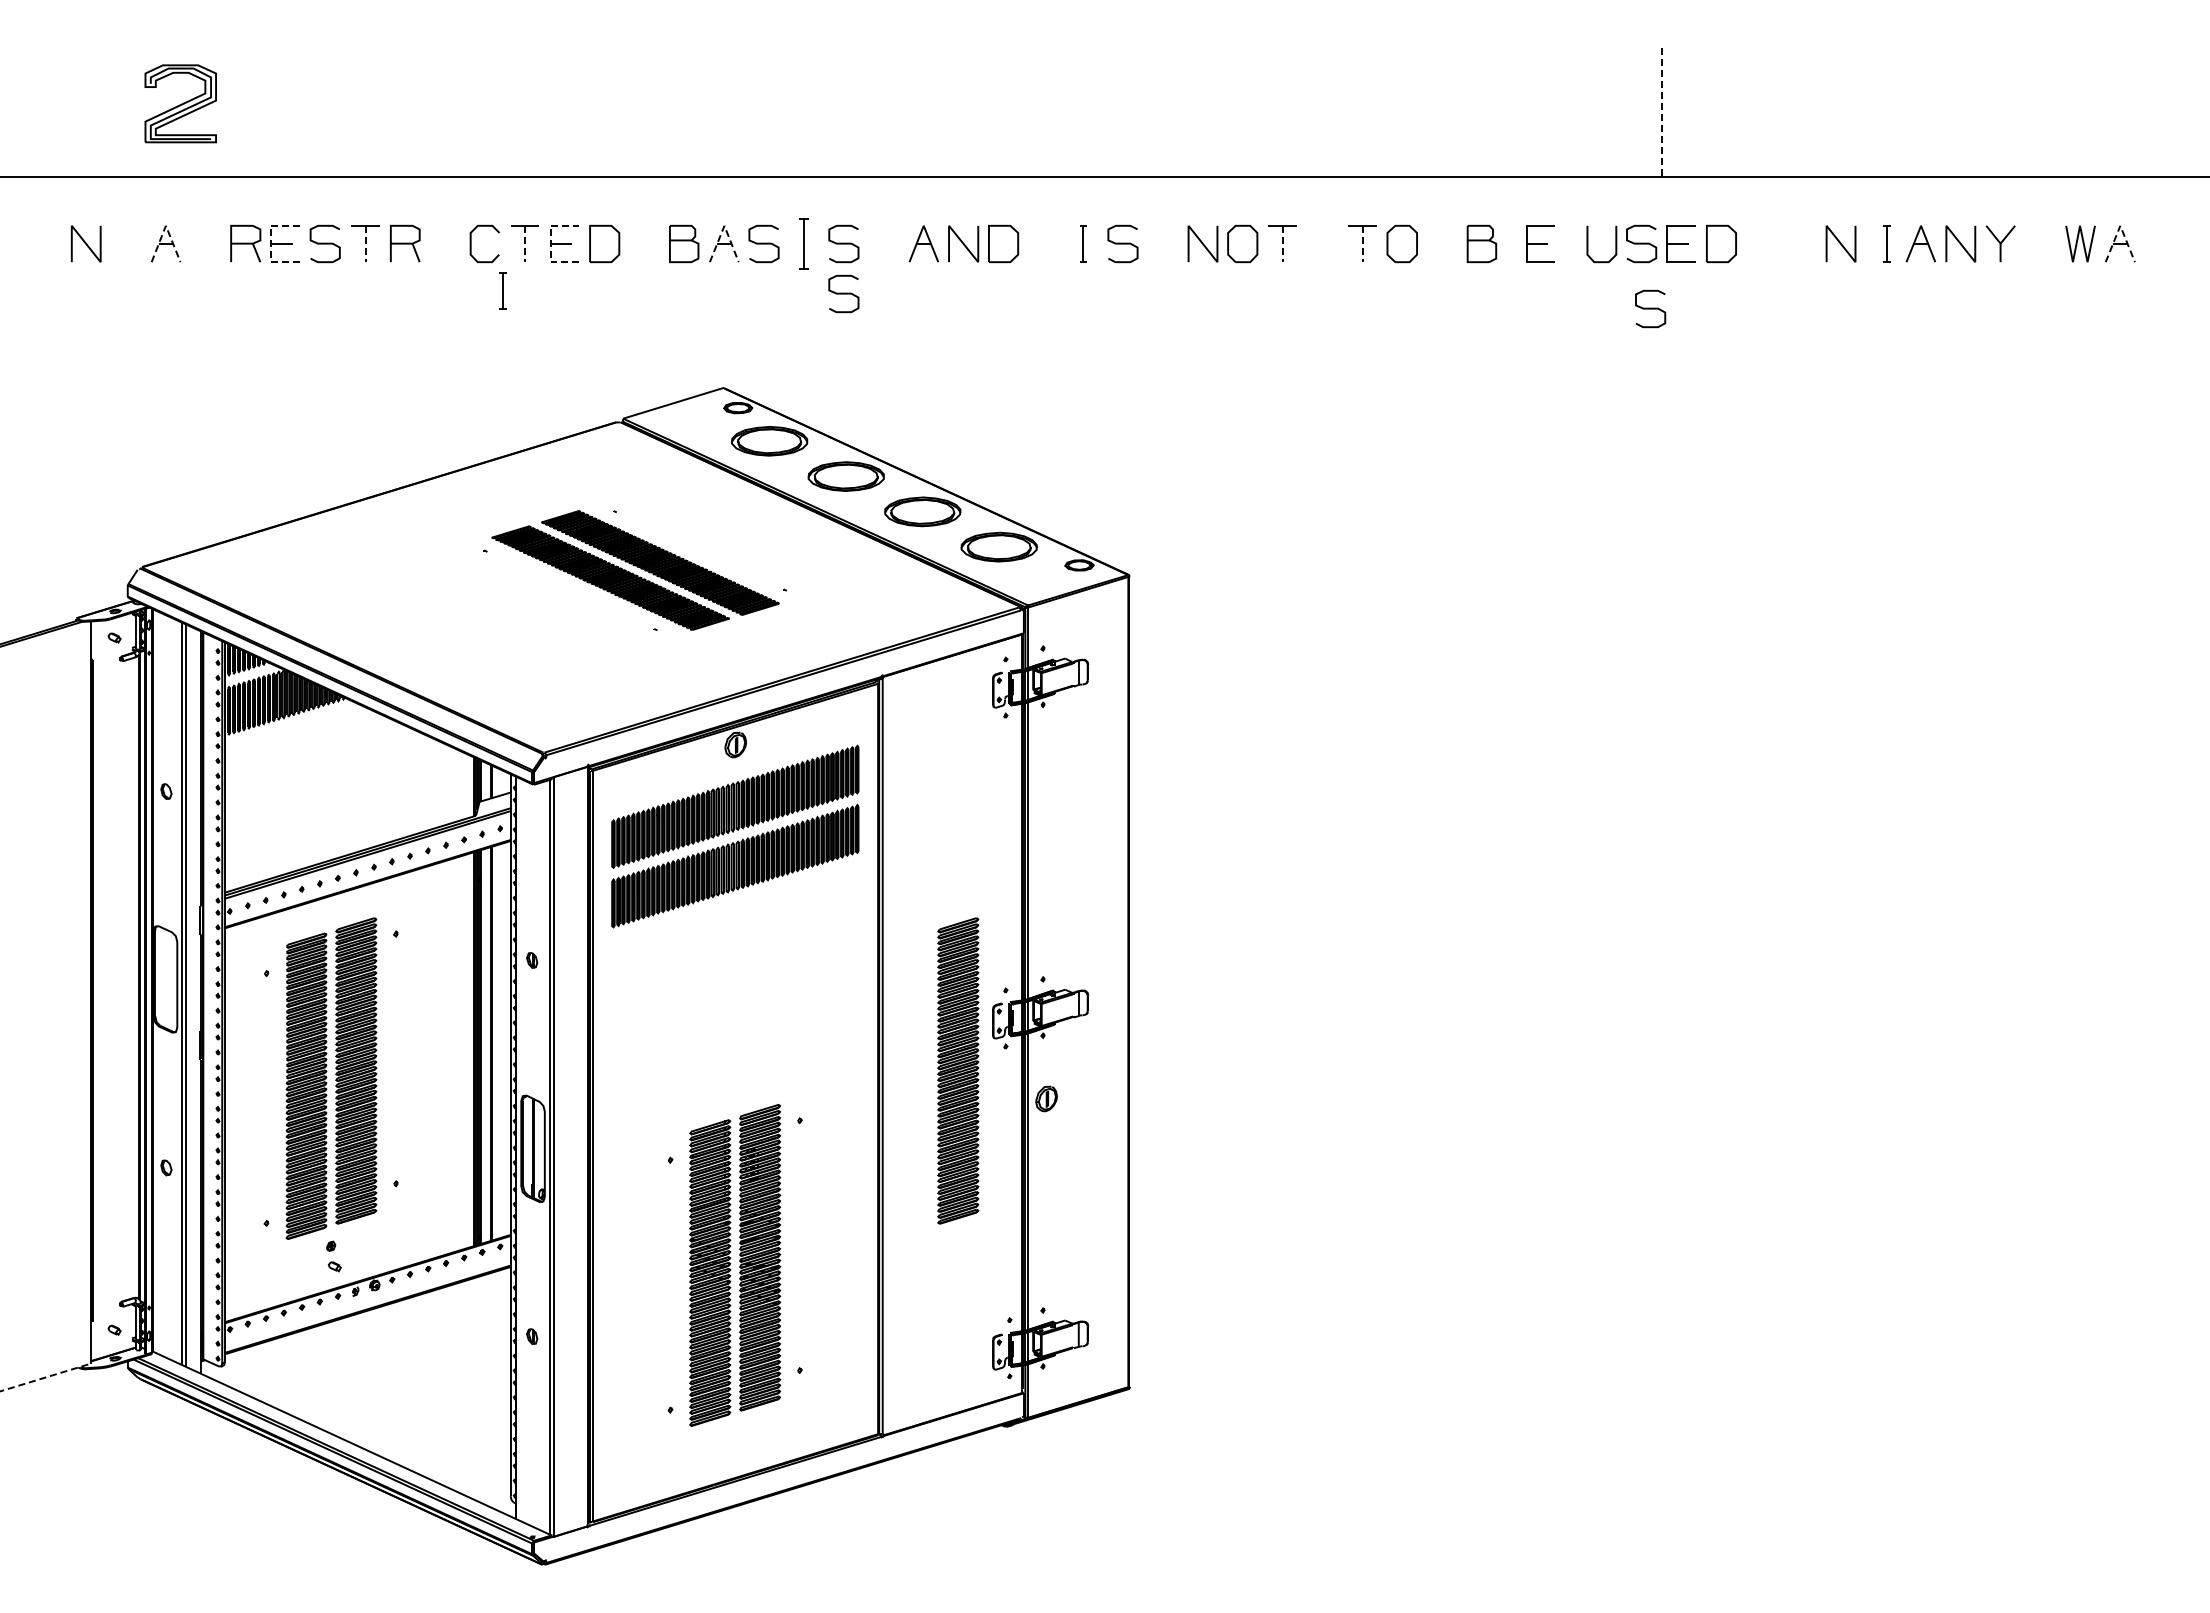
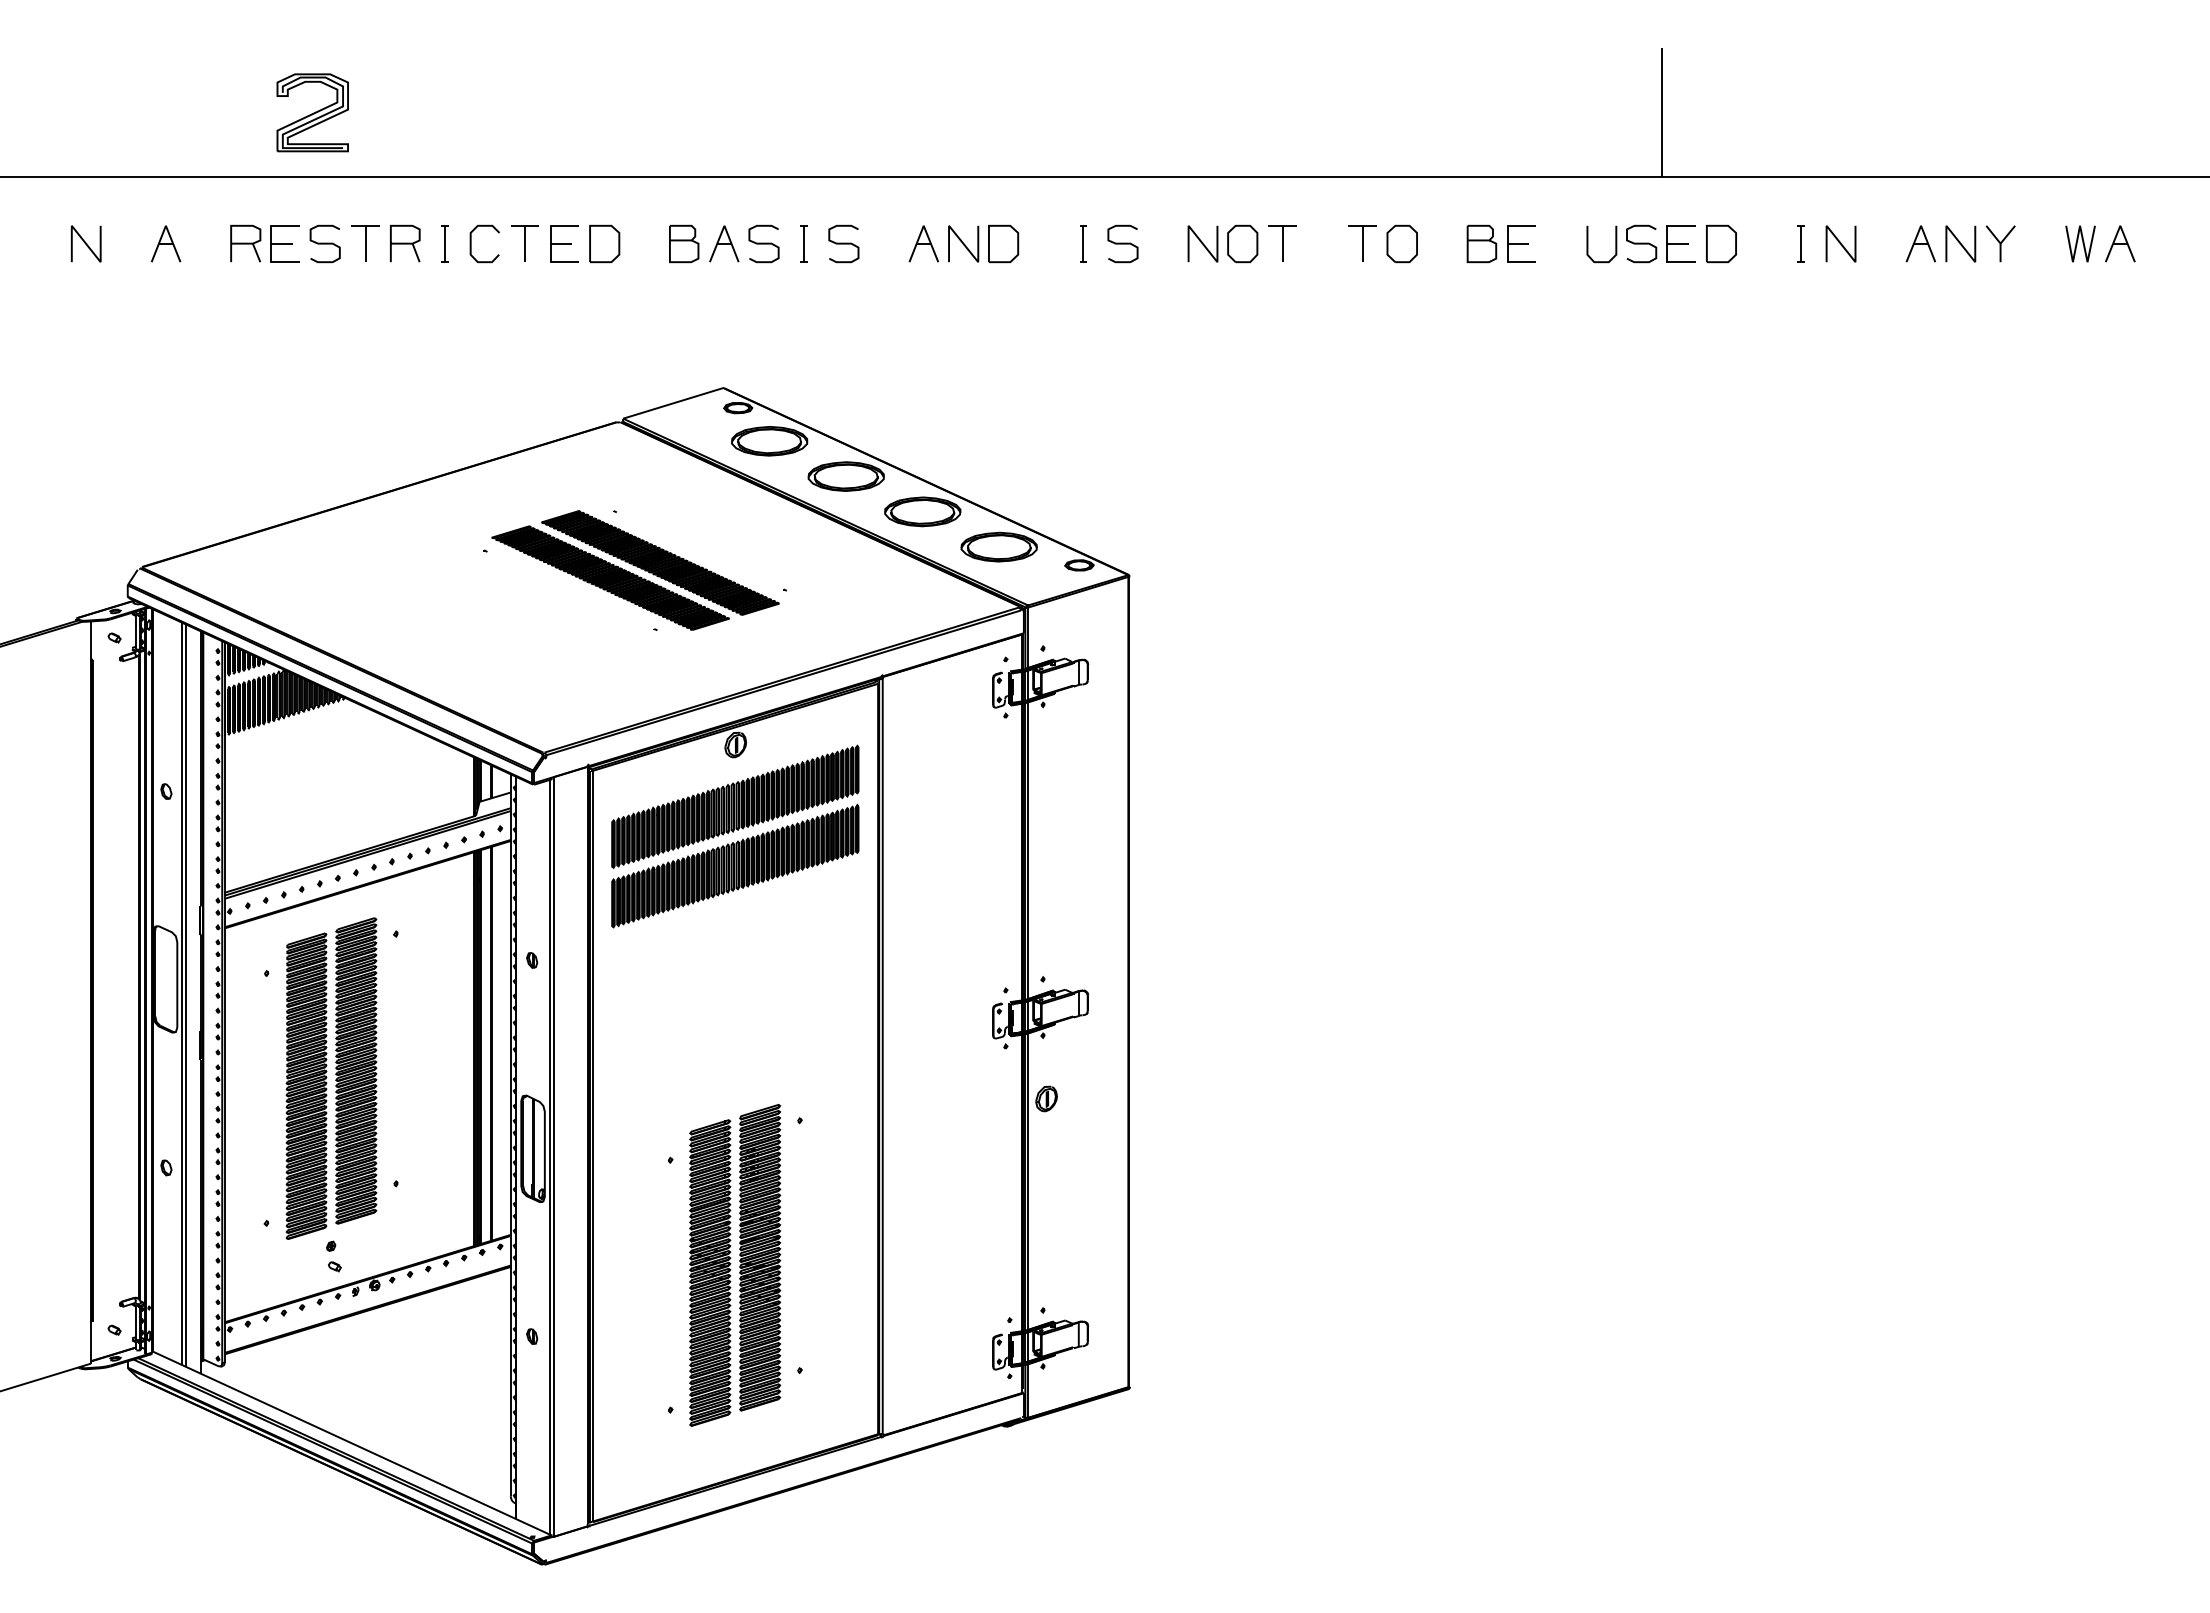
part position: (180, 103) -> (312, 112) (312, 112)
line: dashed -> solid (1661, 112)
line: dashed -> solid (165, 225)
line: dashed -> solid (724, 225)
line: dashed -> solid (2120, 225)
line: dashed -> solid (271, 243)
line: dashed -> solid (550, 243)
part size: 10x52 px -> 8x38 px (803, 243)
part position: (1540, 243) -> (1521, 243) (1521, 243)
part position: (1886, 243) -> (1800, 243) (1800, 243)
line: dashed -> solid (365, 244)
line: dashed -> solid (524, 244)
line: dashed -> solid (1282, 244)
line: dashed -> solid (1362, 244)
part position: (502, 290) -> (444, 243) (444, 243)
curve: present -> none (843, 293)
curve: present -> none (1650, 308)
part: present -> none (958, 1070)
line: dashed -> solid (46, 1377)
